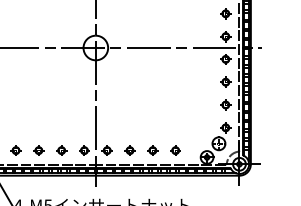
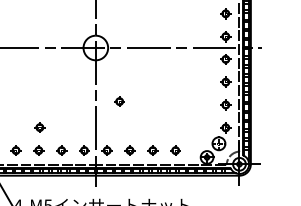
part: none -> present (119, 101)
part: none -> present (39, 127)
